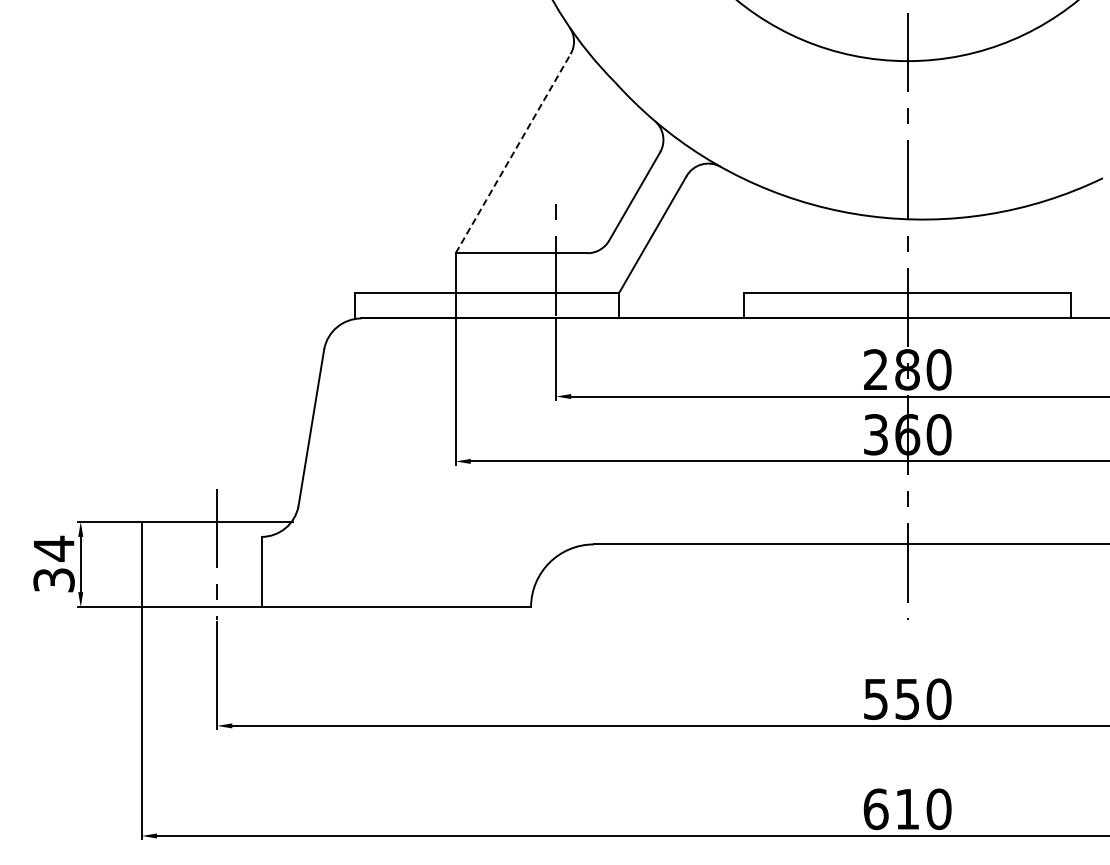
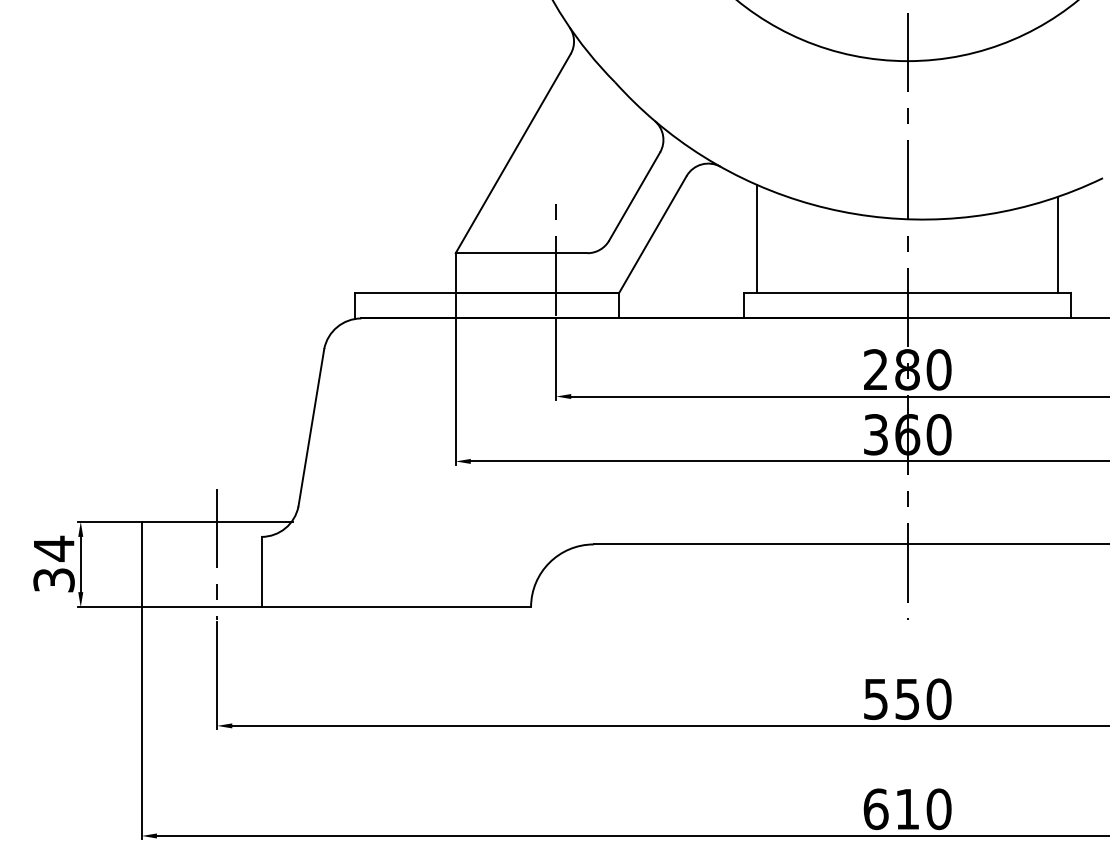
line: dashed -> solid (513, 153)
line: none -> present (757, 238)
line: none -> present (1058, 244)
